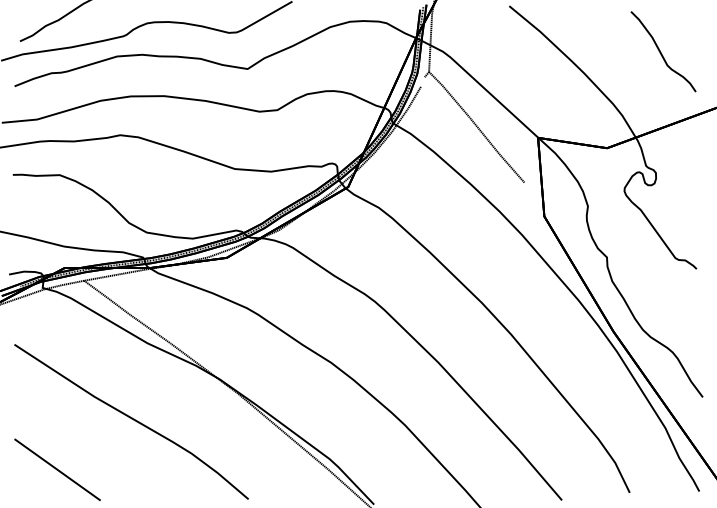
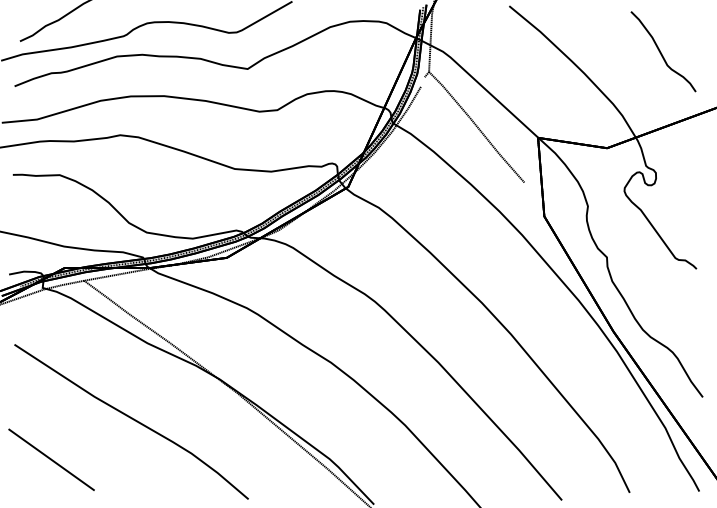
line position: (57, 469) -> (51, 459) (51, 459)
